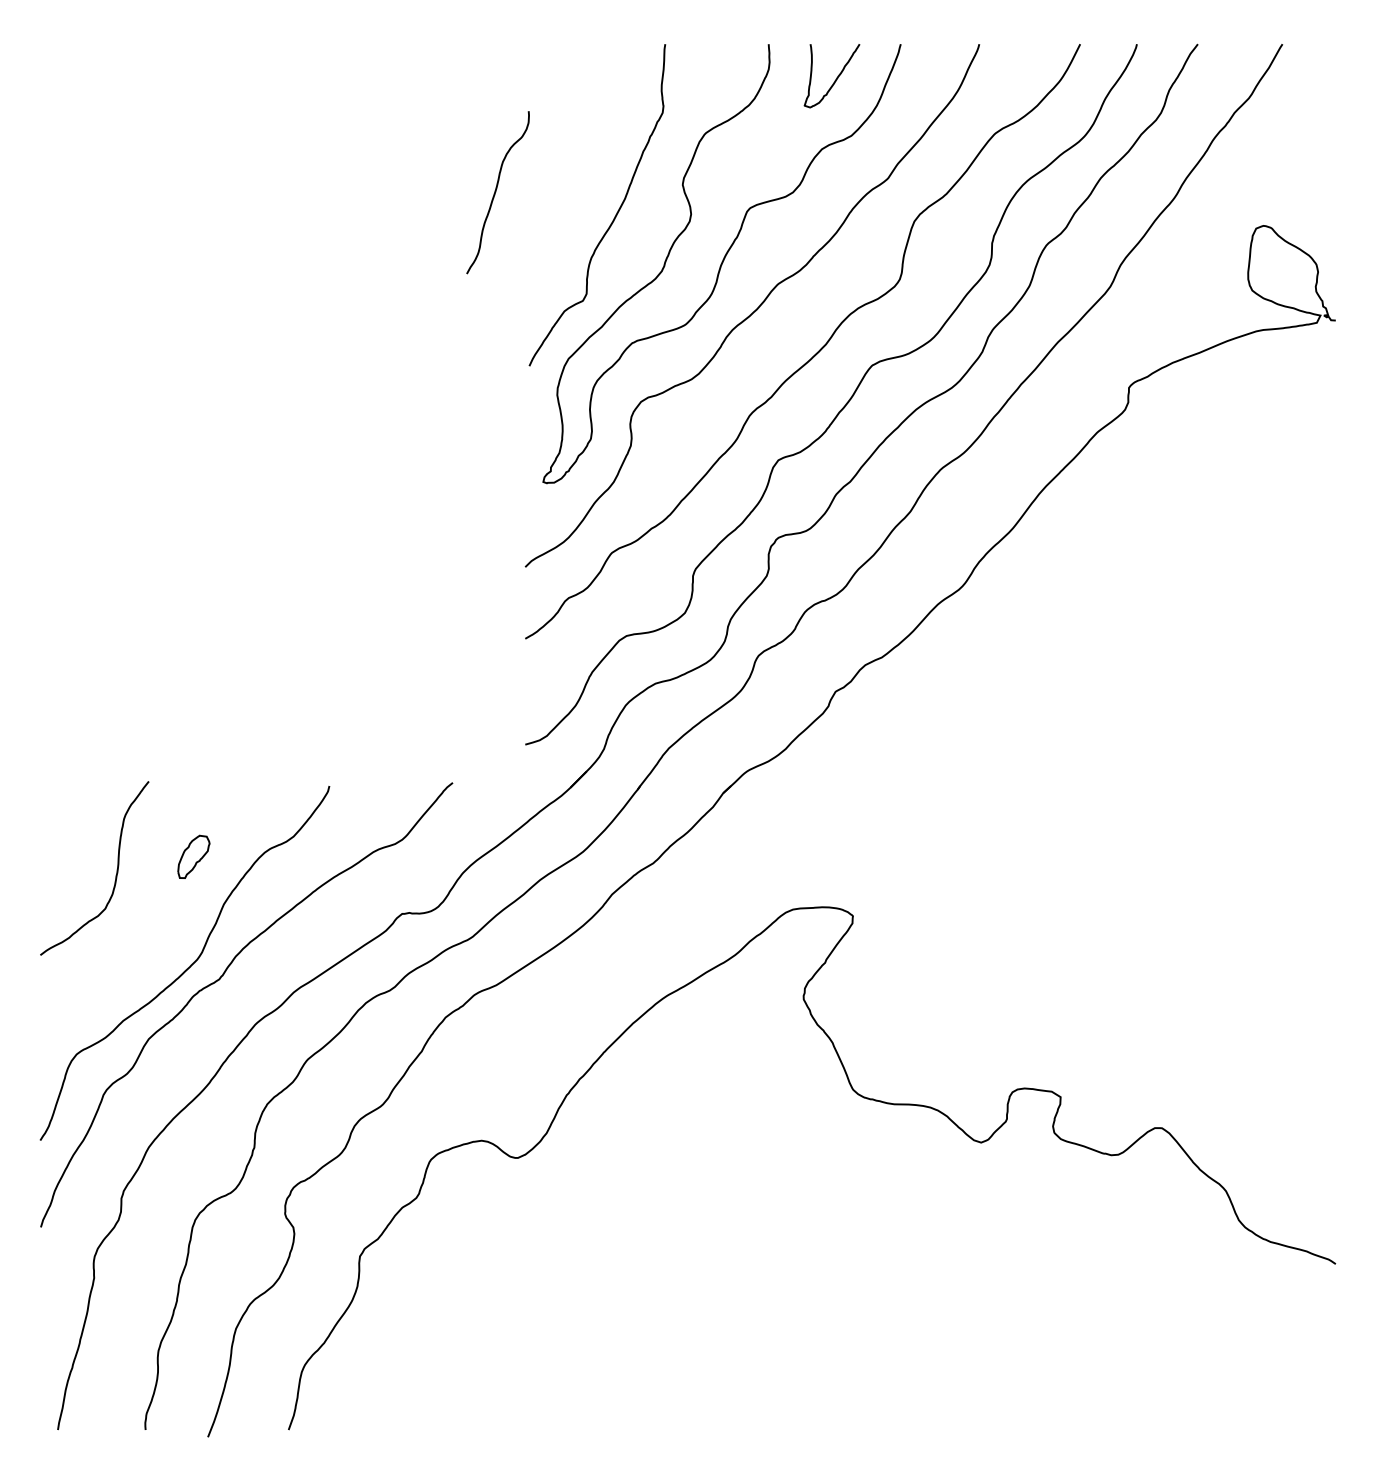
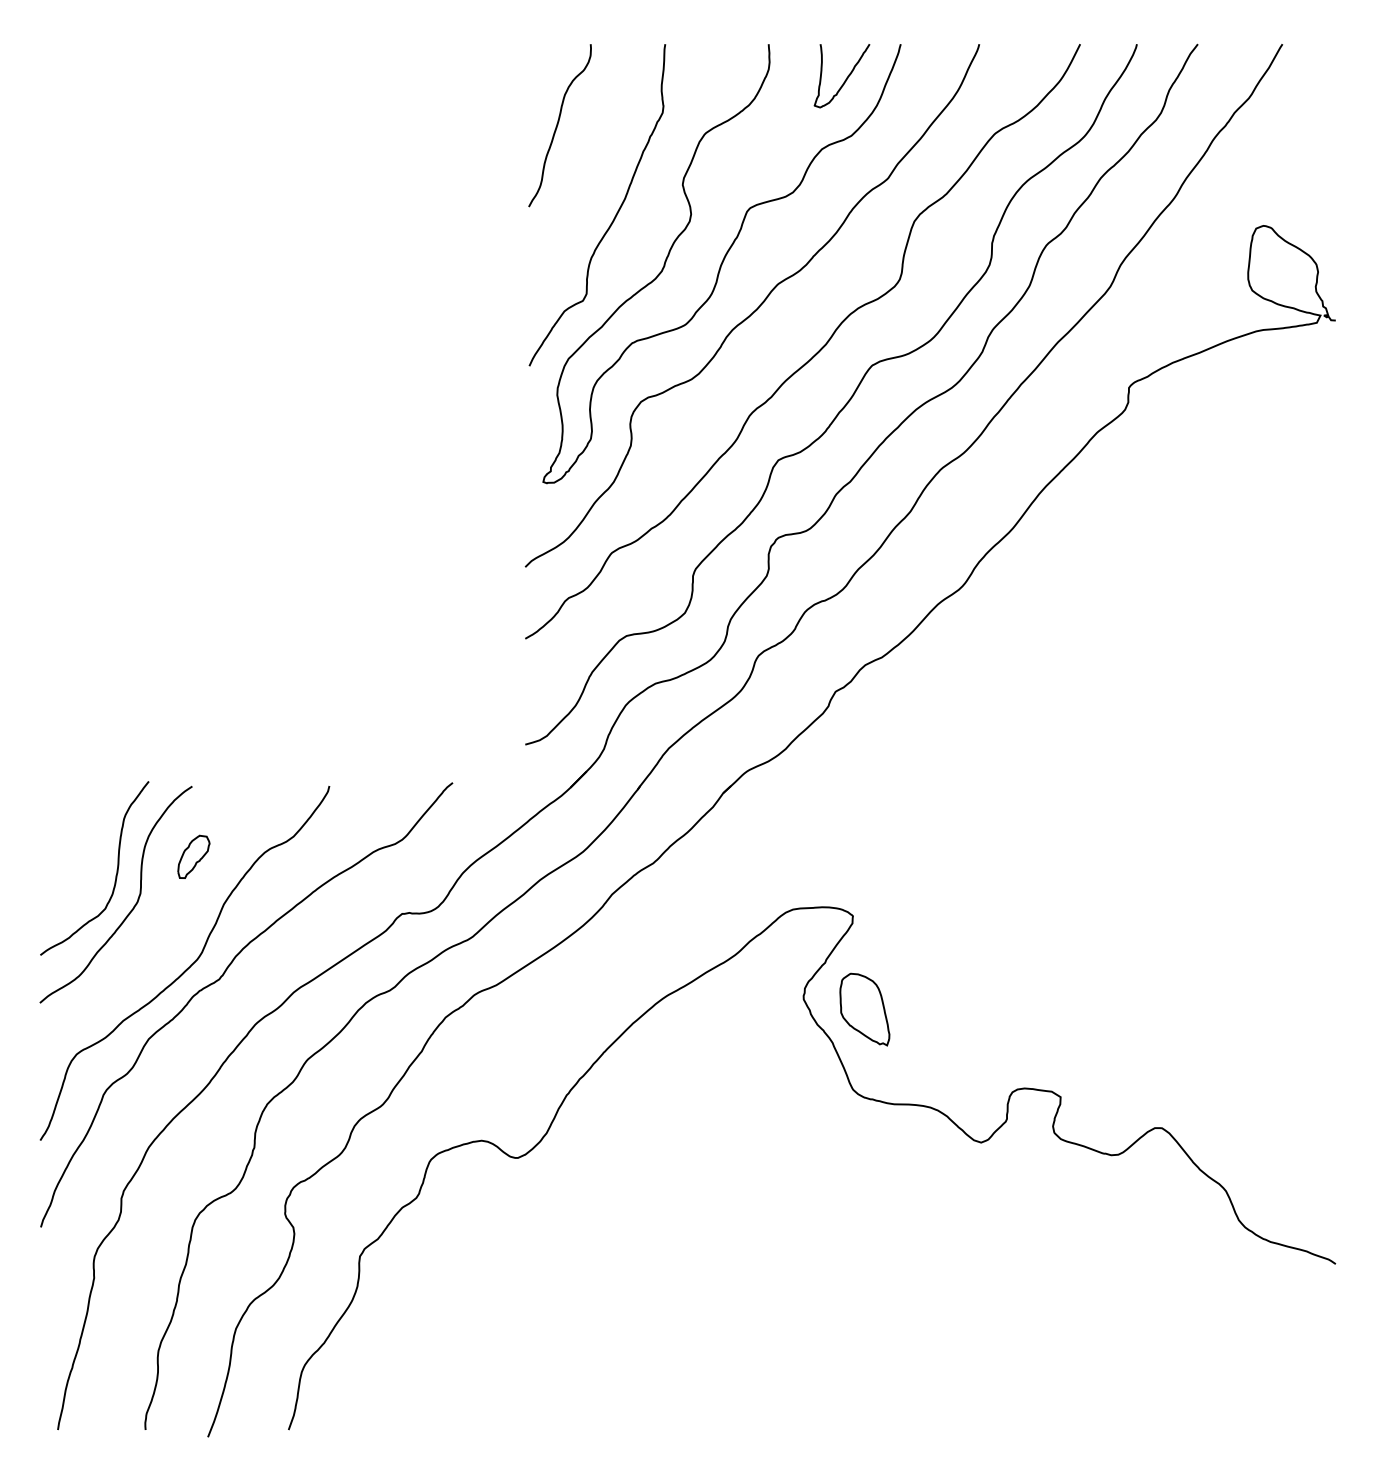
curve position: (835, 79) -> (845, 79) (845, 79)
curve position: (496, 192) -> (558, 125) (558, 125)
curve: none -> present (134, 904)
part: none -> present (864, 1009)
